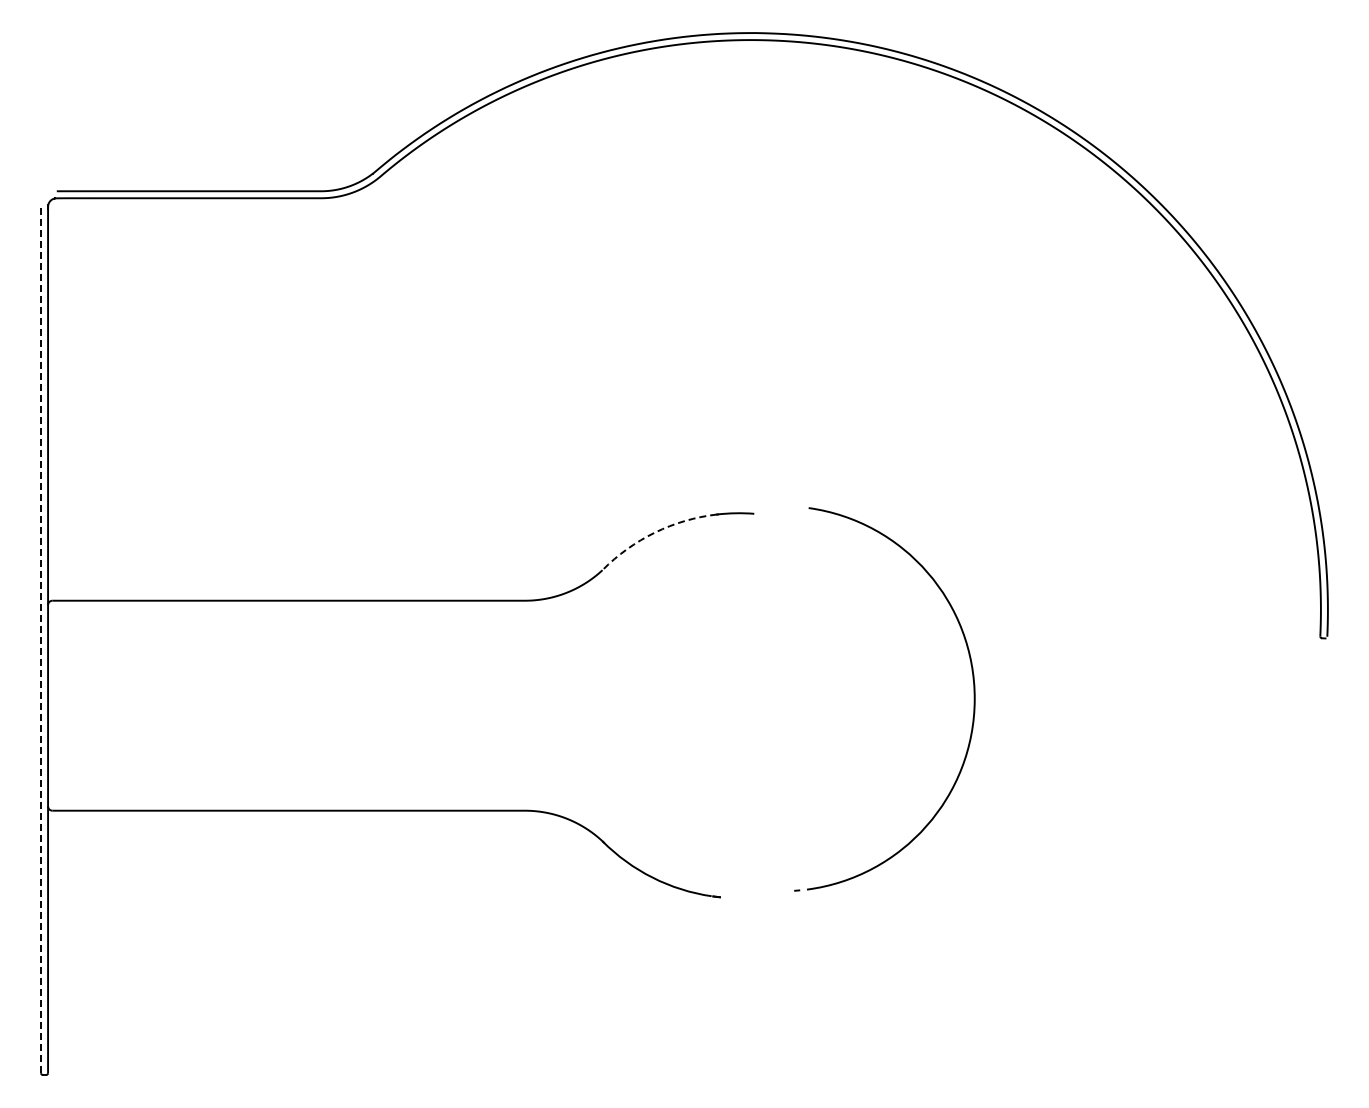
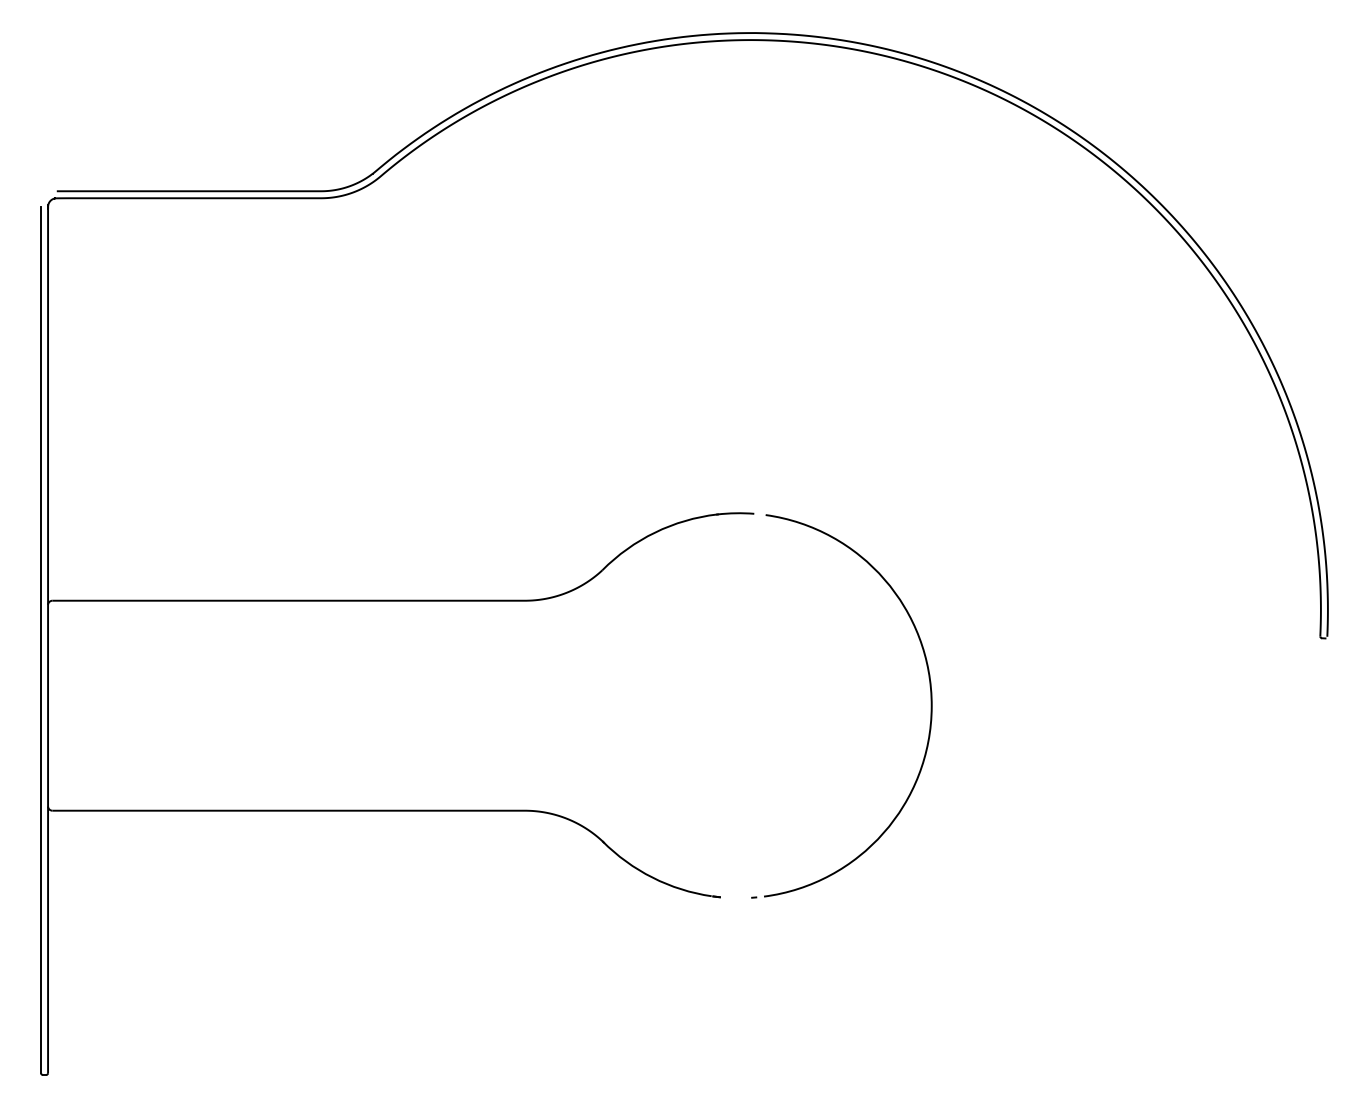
arc: dashed -> solid (655, 532)
line: dashed -> solid (41, 639)
part position: (973, 699) -> (930, 706) (930, 706)
